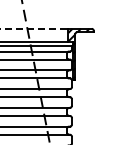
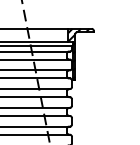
line: dashed -> solid (34, 28)
